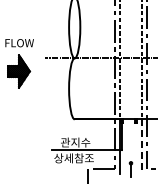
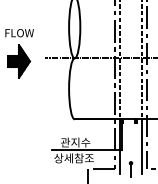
part position: (19, 63) -> (19, 53) (19, 53)
line: dashed -> solid (142, 146)
